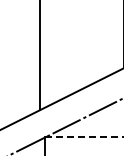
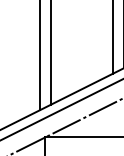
line: none -> present (113, 37)
line: none -> present (50, 53)
line: none -> present (61, 109)
line: dashed -> solid (84, 137)
